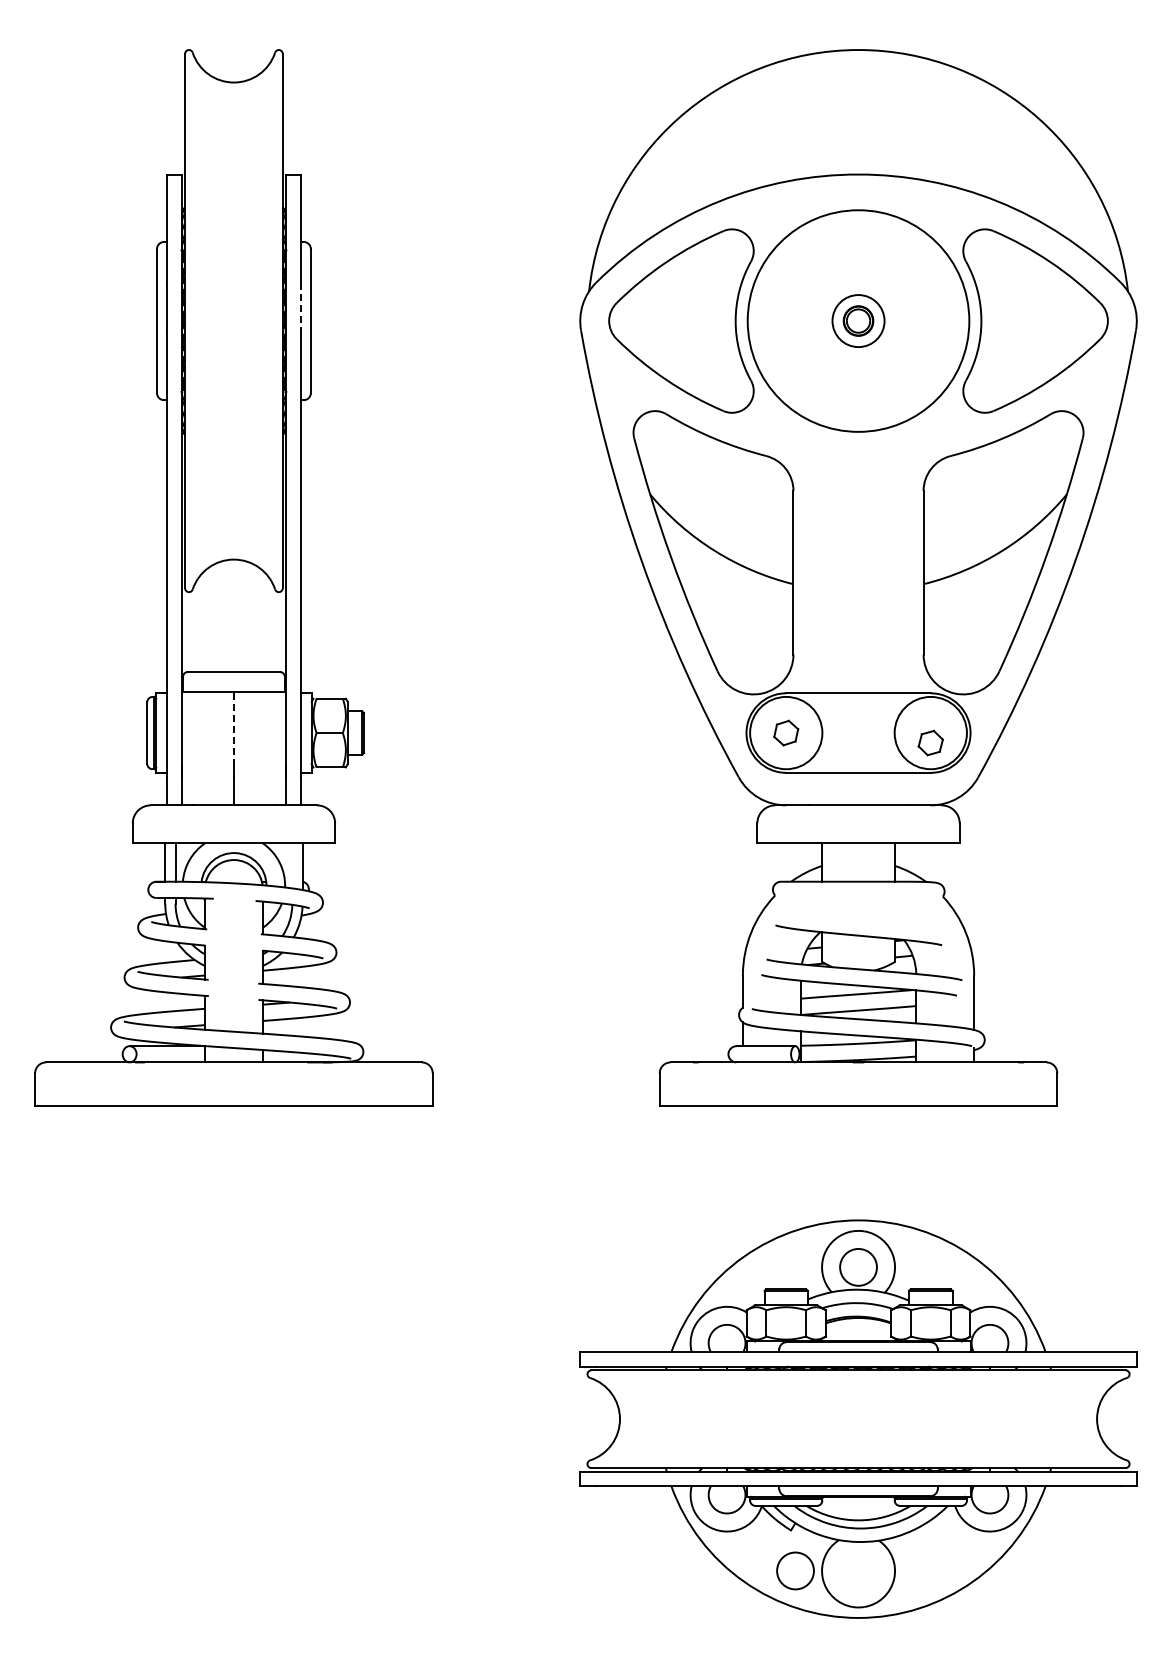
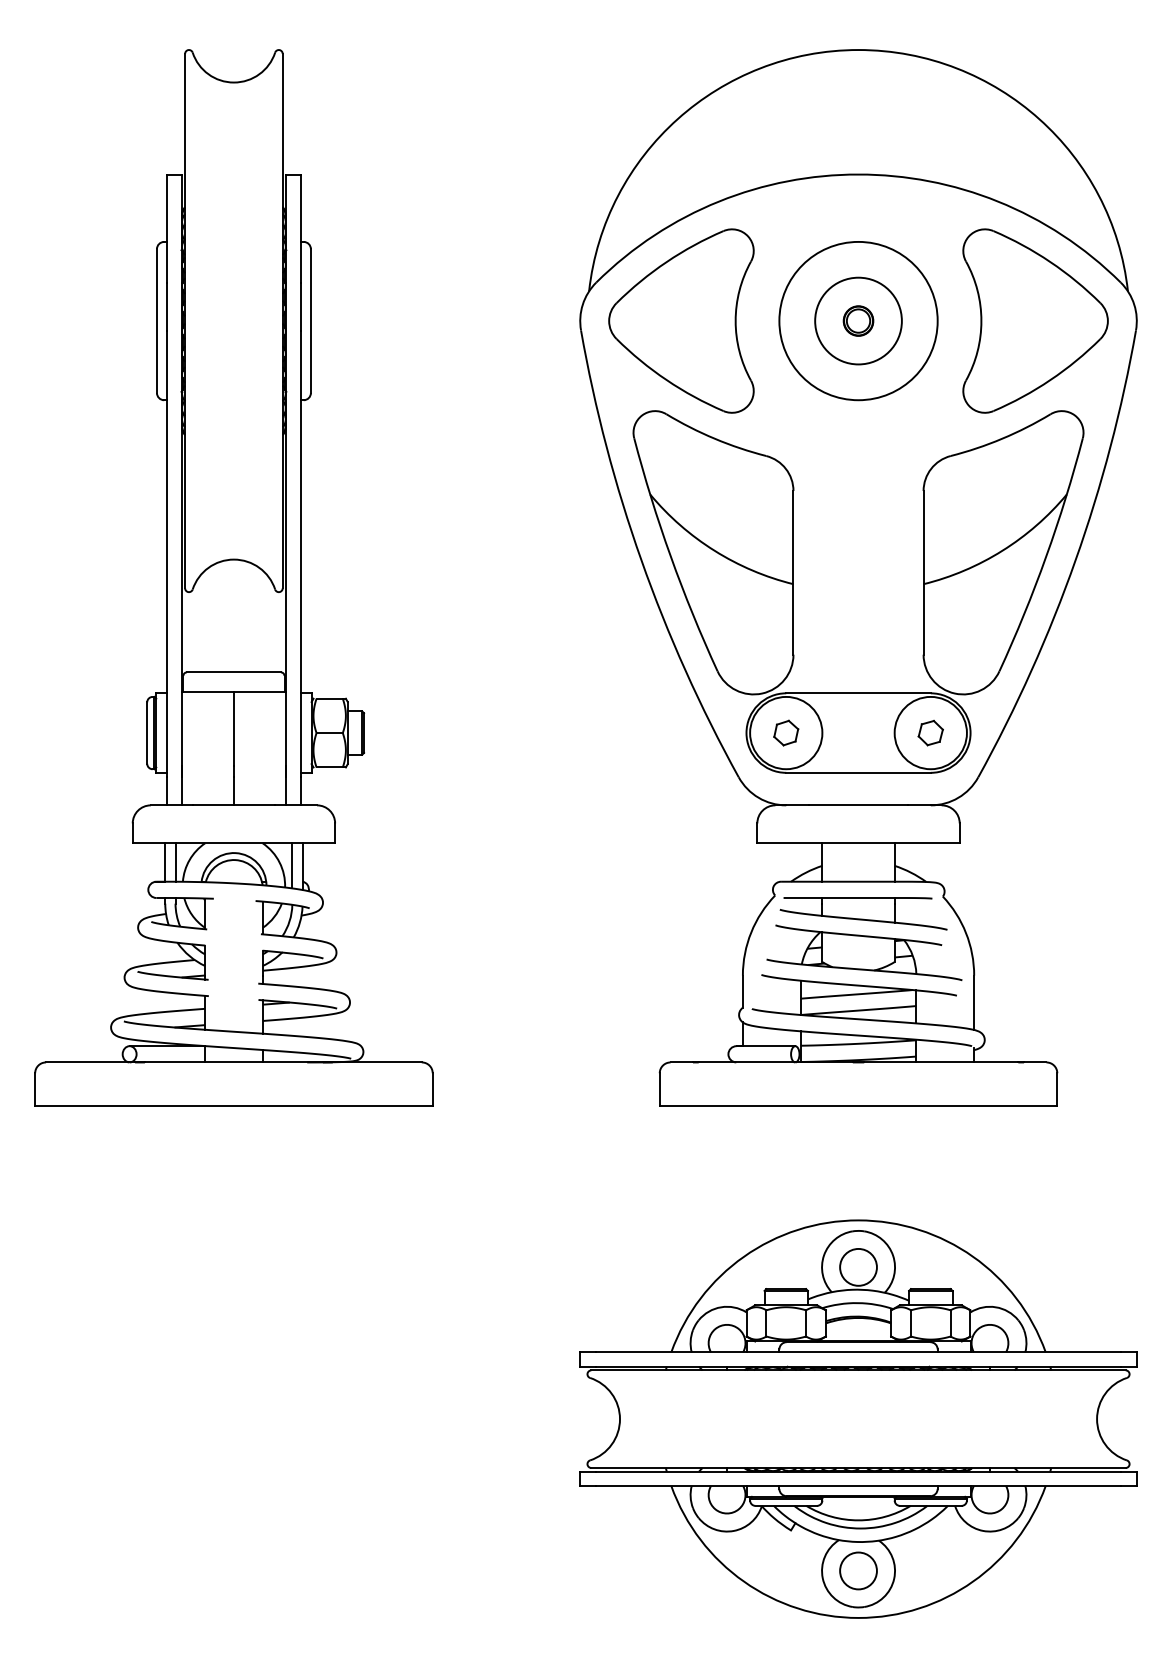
line: dashed -> solid (300, 306)
circle diameter: 222 px -> 158 px (858, 320)
circle diameter: 52 px -> 87 px (858, 320)
line: dashed -> solid (233, 728)
part position: (930, 742) -> (930, 732) (930, 732)
line: none -> present (292, 865)
part: none -> present (863, 913)
circle position: (795, 1570) -> (858, 1570) (858, 1570)
